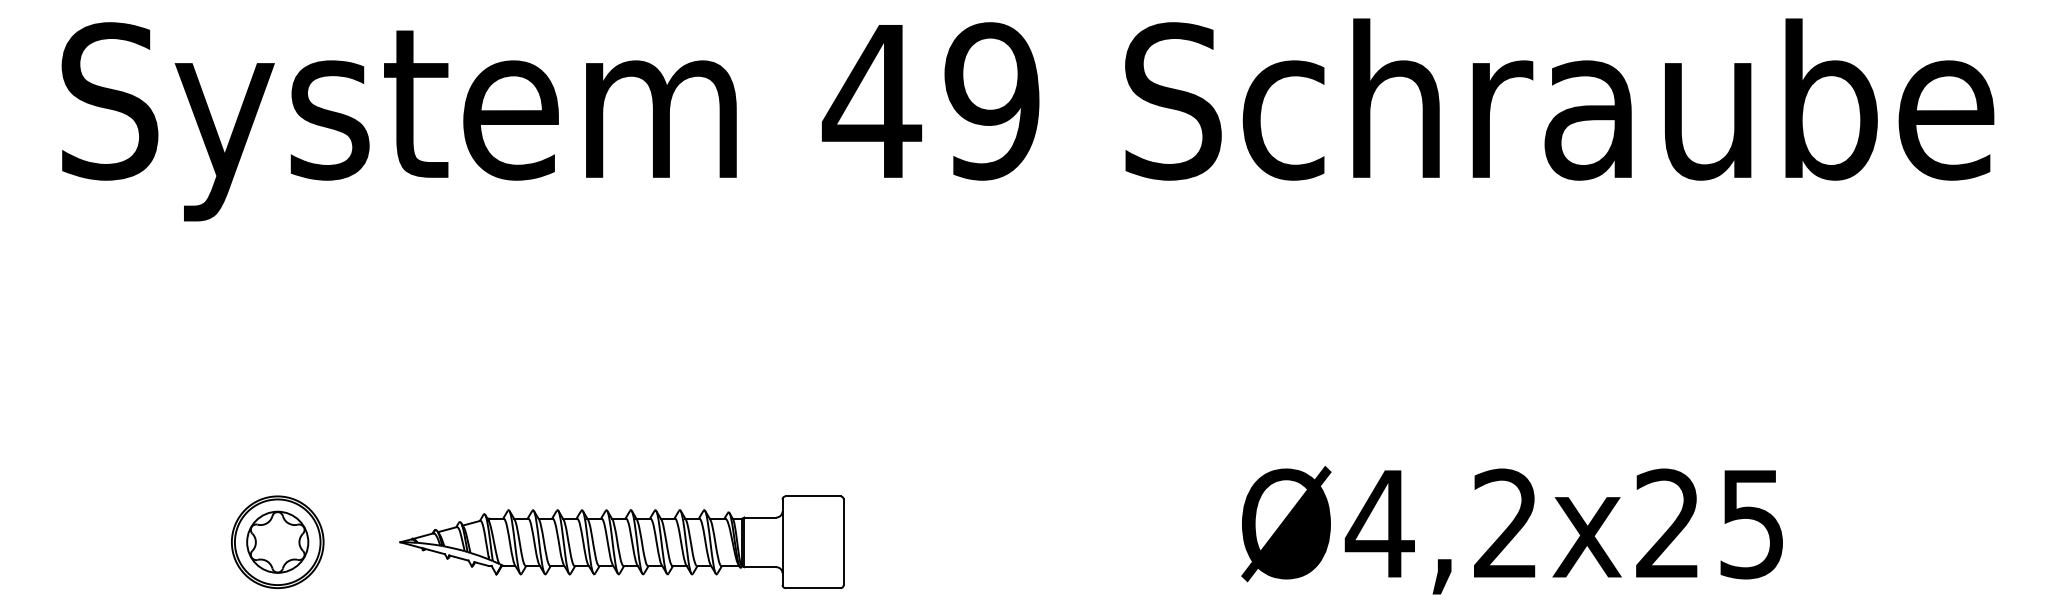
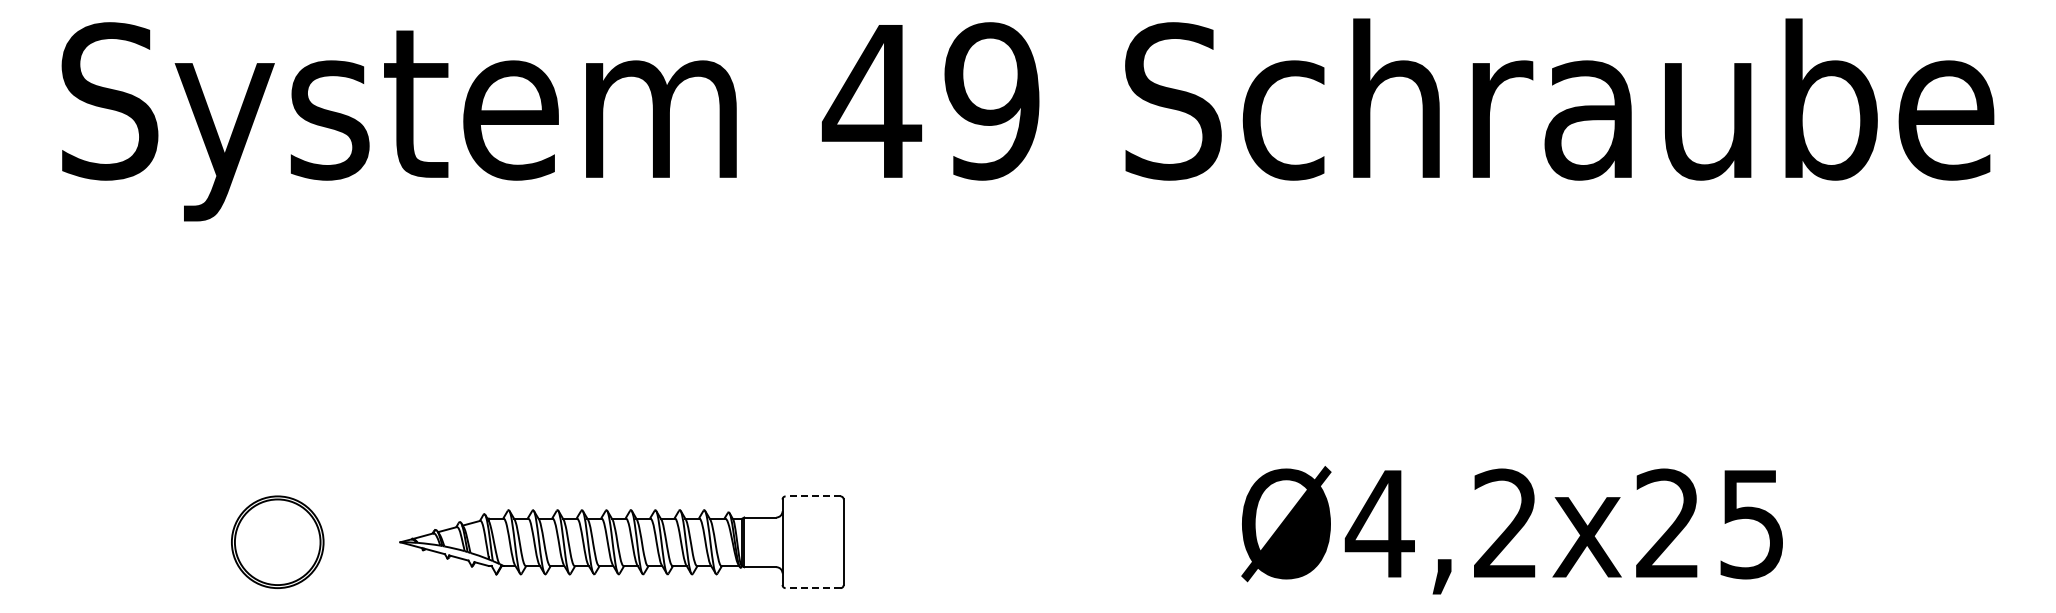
line: solid -> dashed (813, 496)
part: present -> none (277, 541)
line: solid -> dashed (813, 588)
